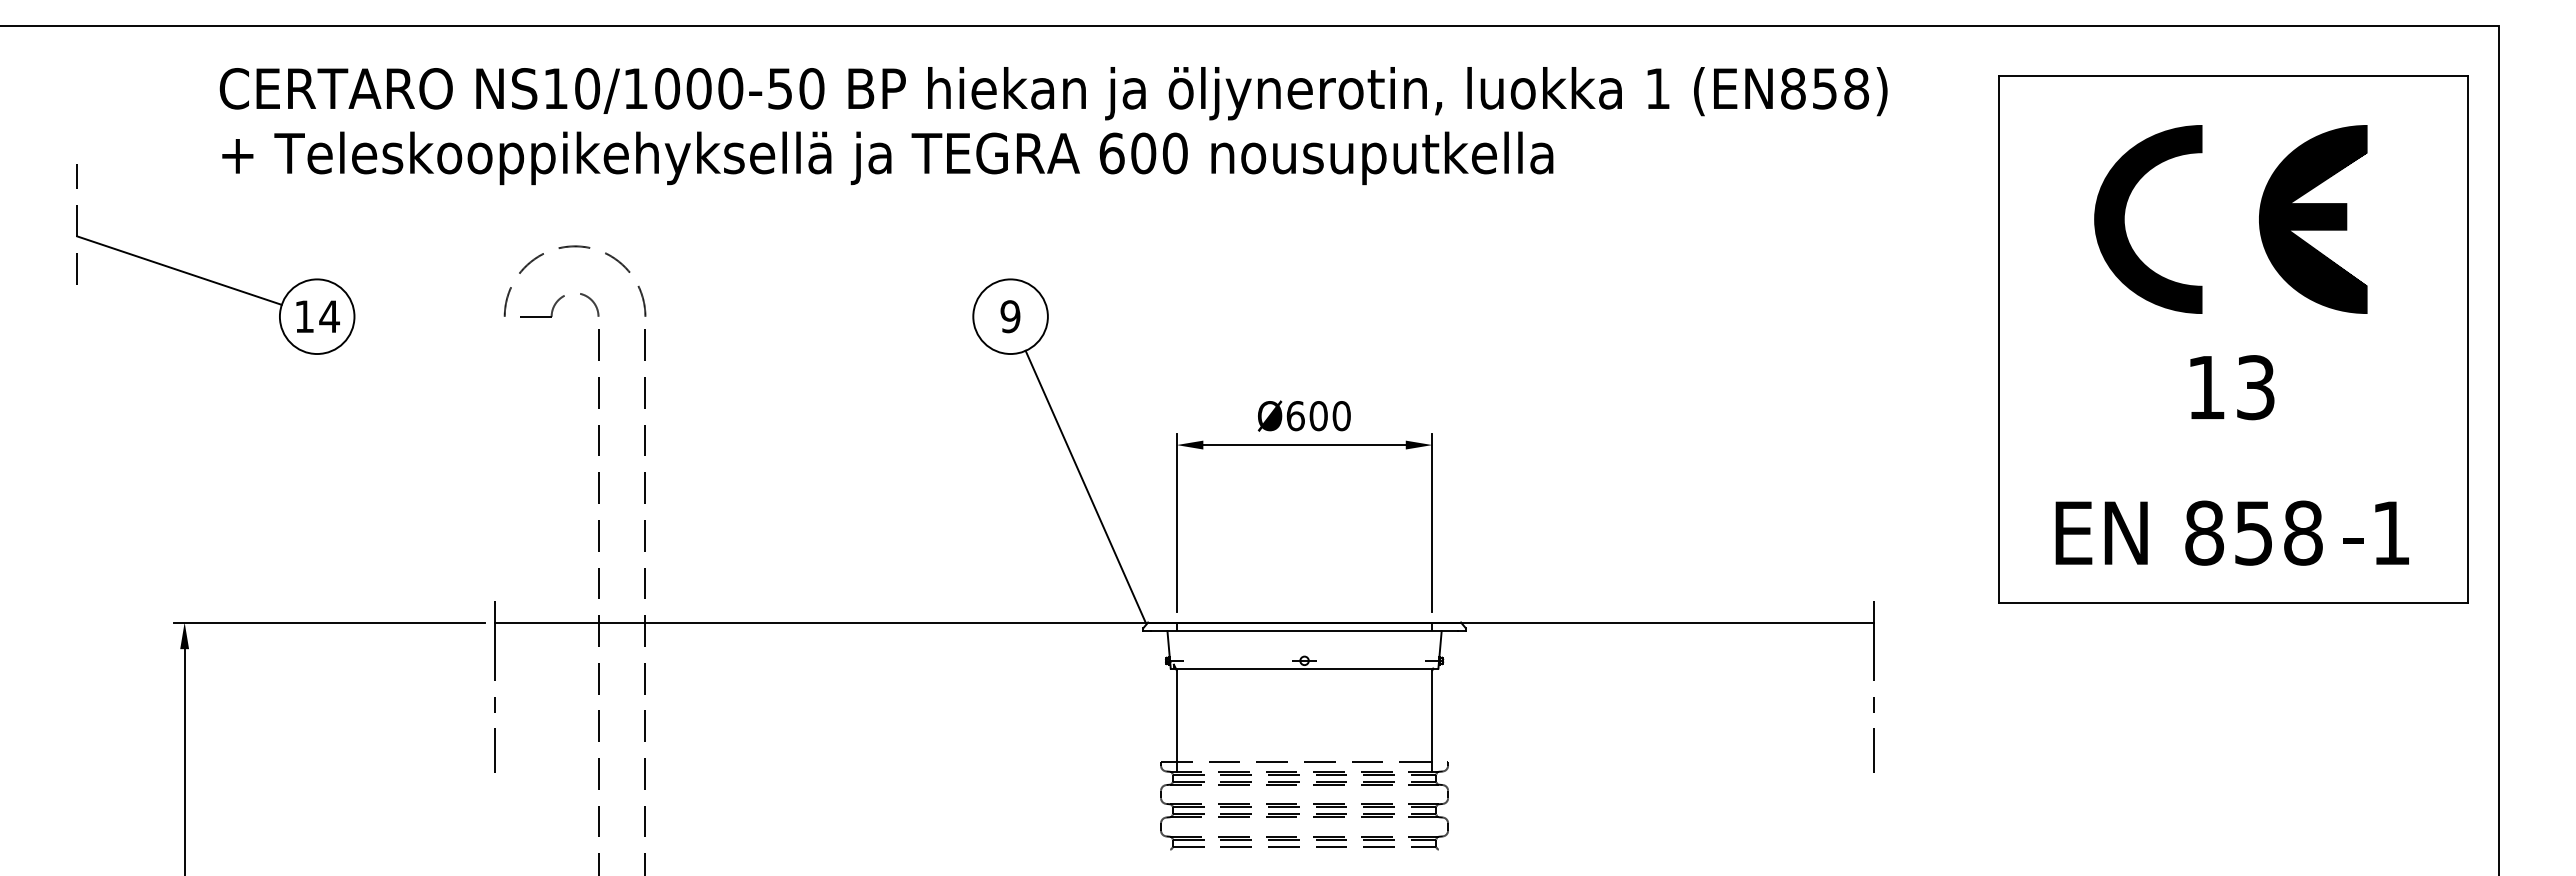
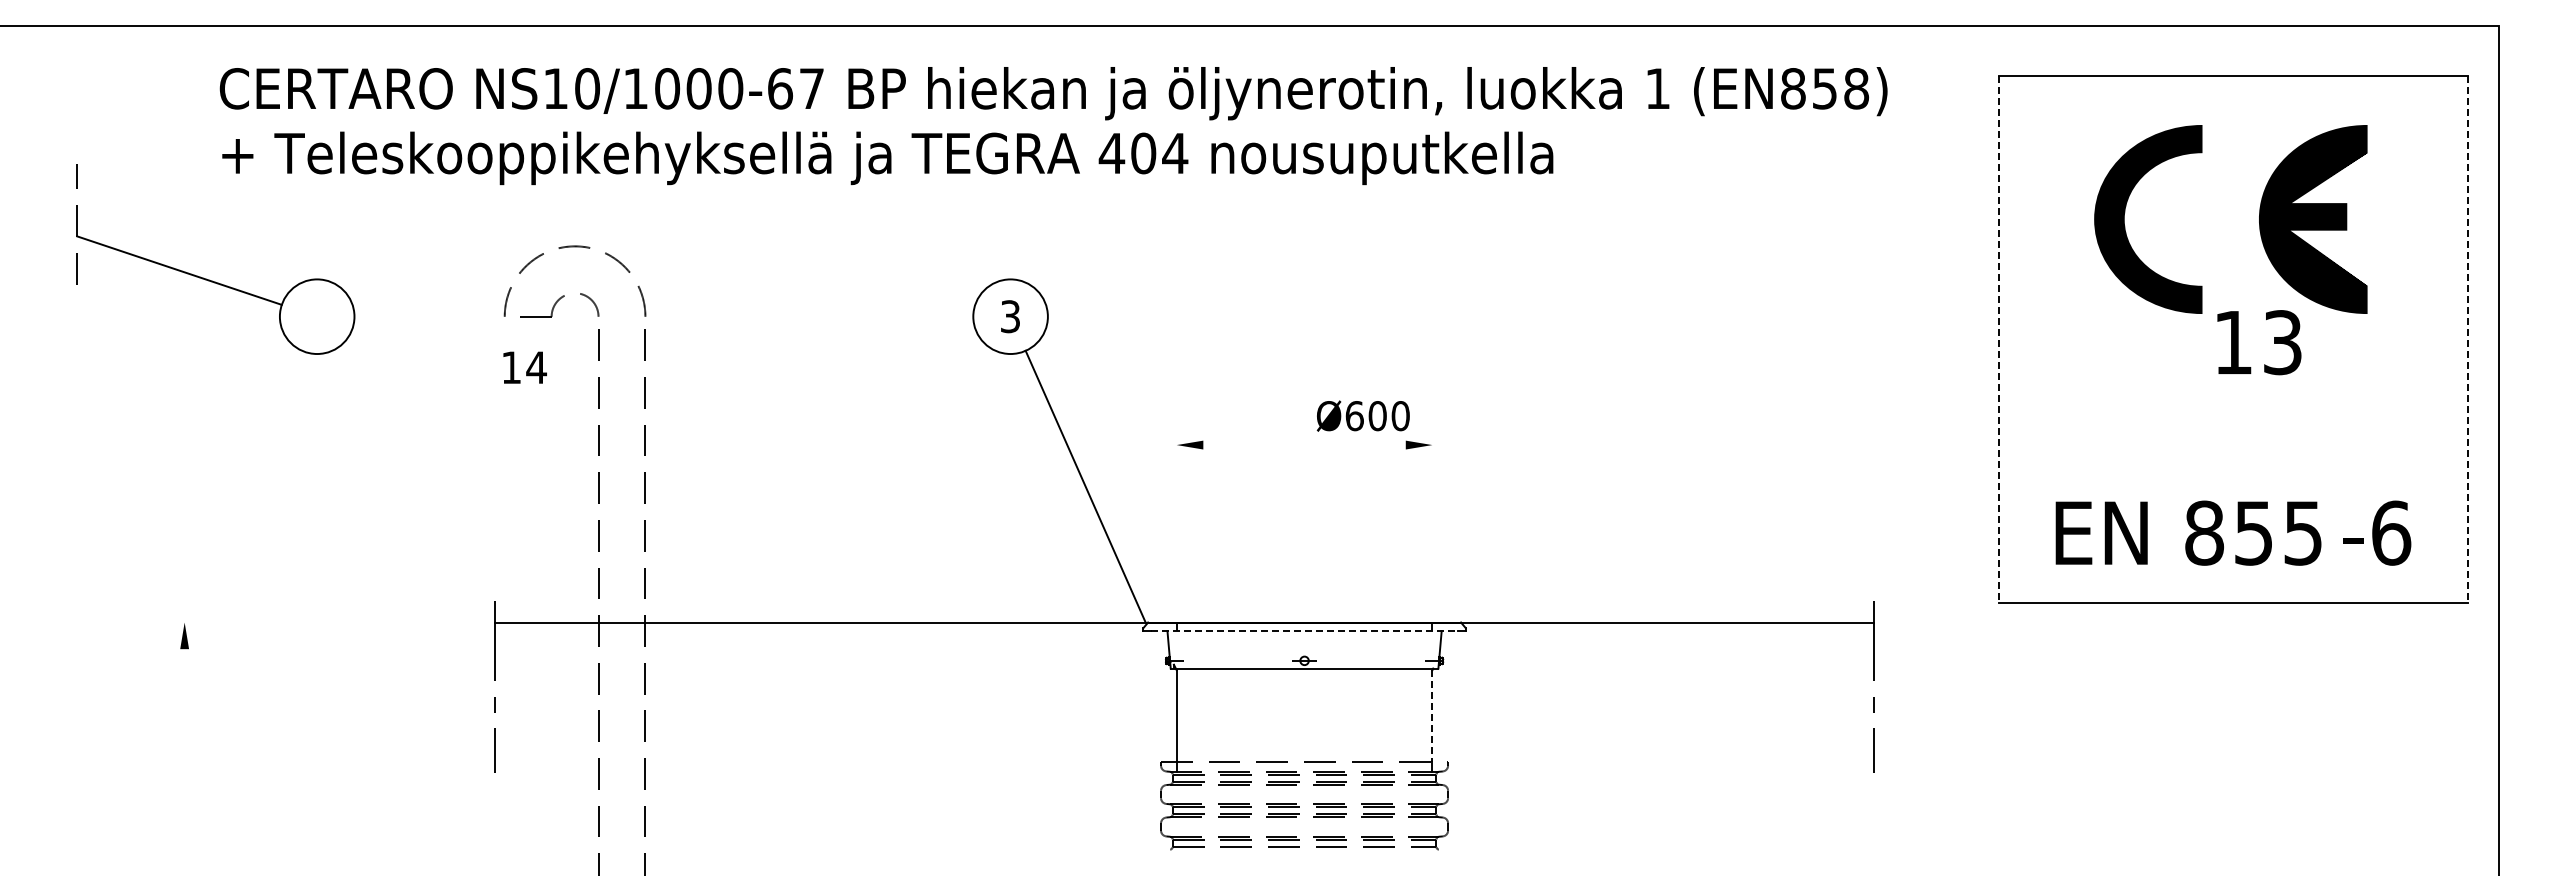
text: NS10/1000-50 -> NS10/1000-67 (796, 88)
text: 600 -> 404 (1143, 153)
text position: (317, 316) -> (524, 367) (524, 367)
text: 9 -> 3 (1010, 316)
line: solid -> dashed (1999, 339)
line: solid -> dashed (2468, 339)
text position: (2232, 387) -> (2259, 342) (2259, 342)
text position: (1303, 415) -> (1362, 415) (1362, 415)
line: present -> none (1304, 445)
line: present -> none (1176, 522)
line: present -> none (1432, 522)
text: 858 -> 855 (2303, 532)
text: 1 -> 6 (2391, 532)
line: present -> none (329, 622)
line: solid -> dashed (1304, 631)
line: solid -> dashed (1432, 716)
line: present -> none (184, 760)
